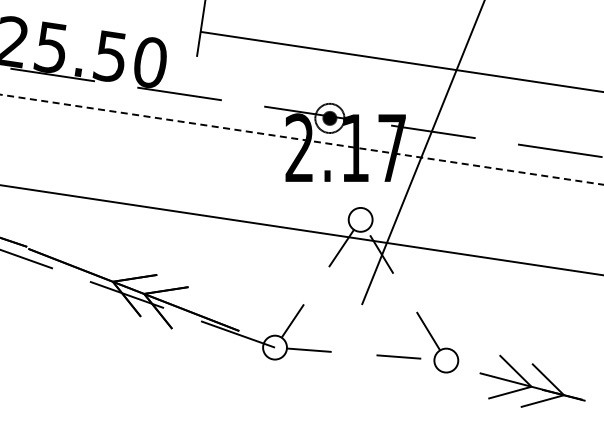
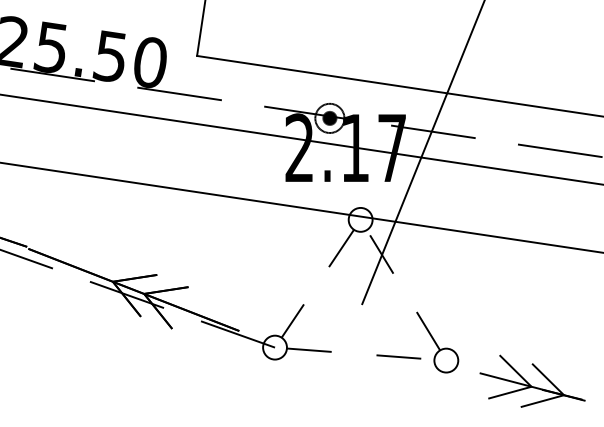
line position: (400, 61) -> (398, 85) (398, 85)
line: dashed -> solid (302, 139)
line position: (301, 229) -> (301, 207) (301, 207)
